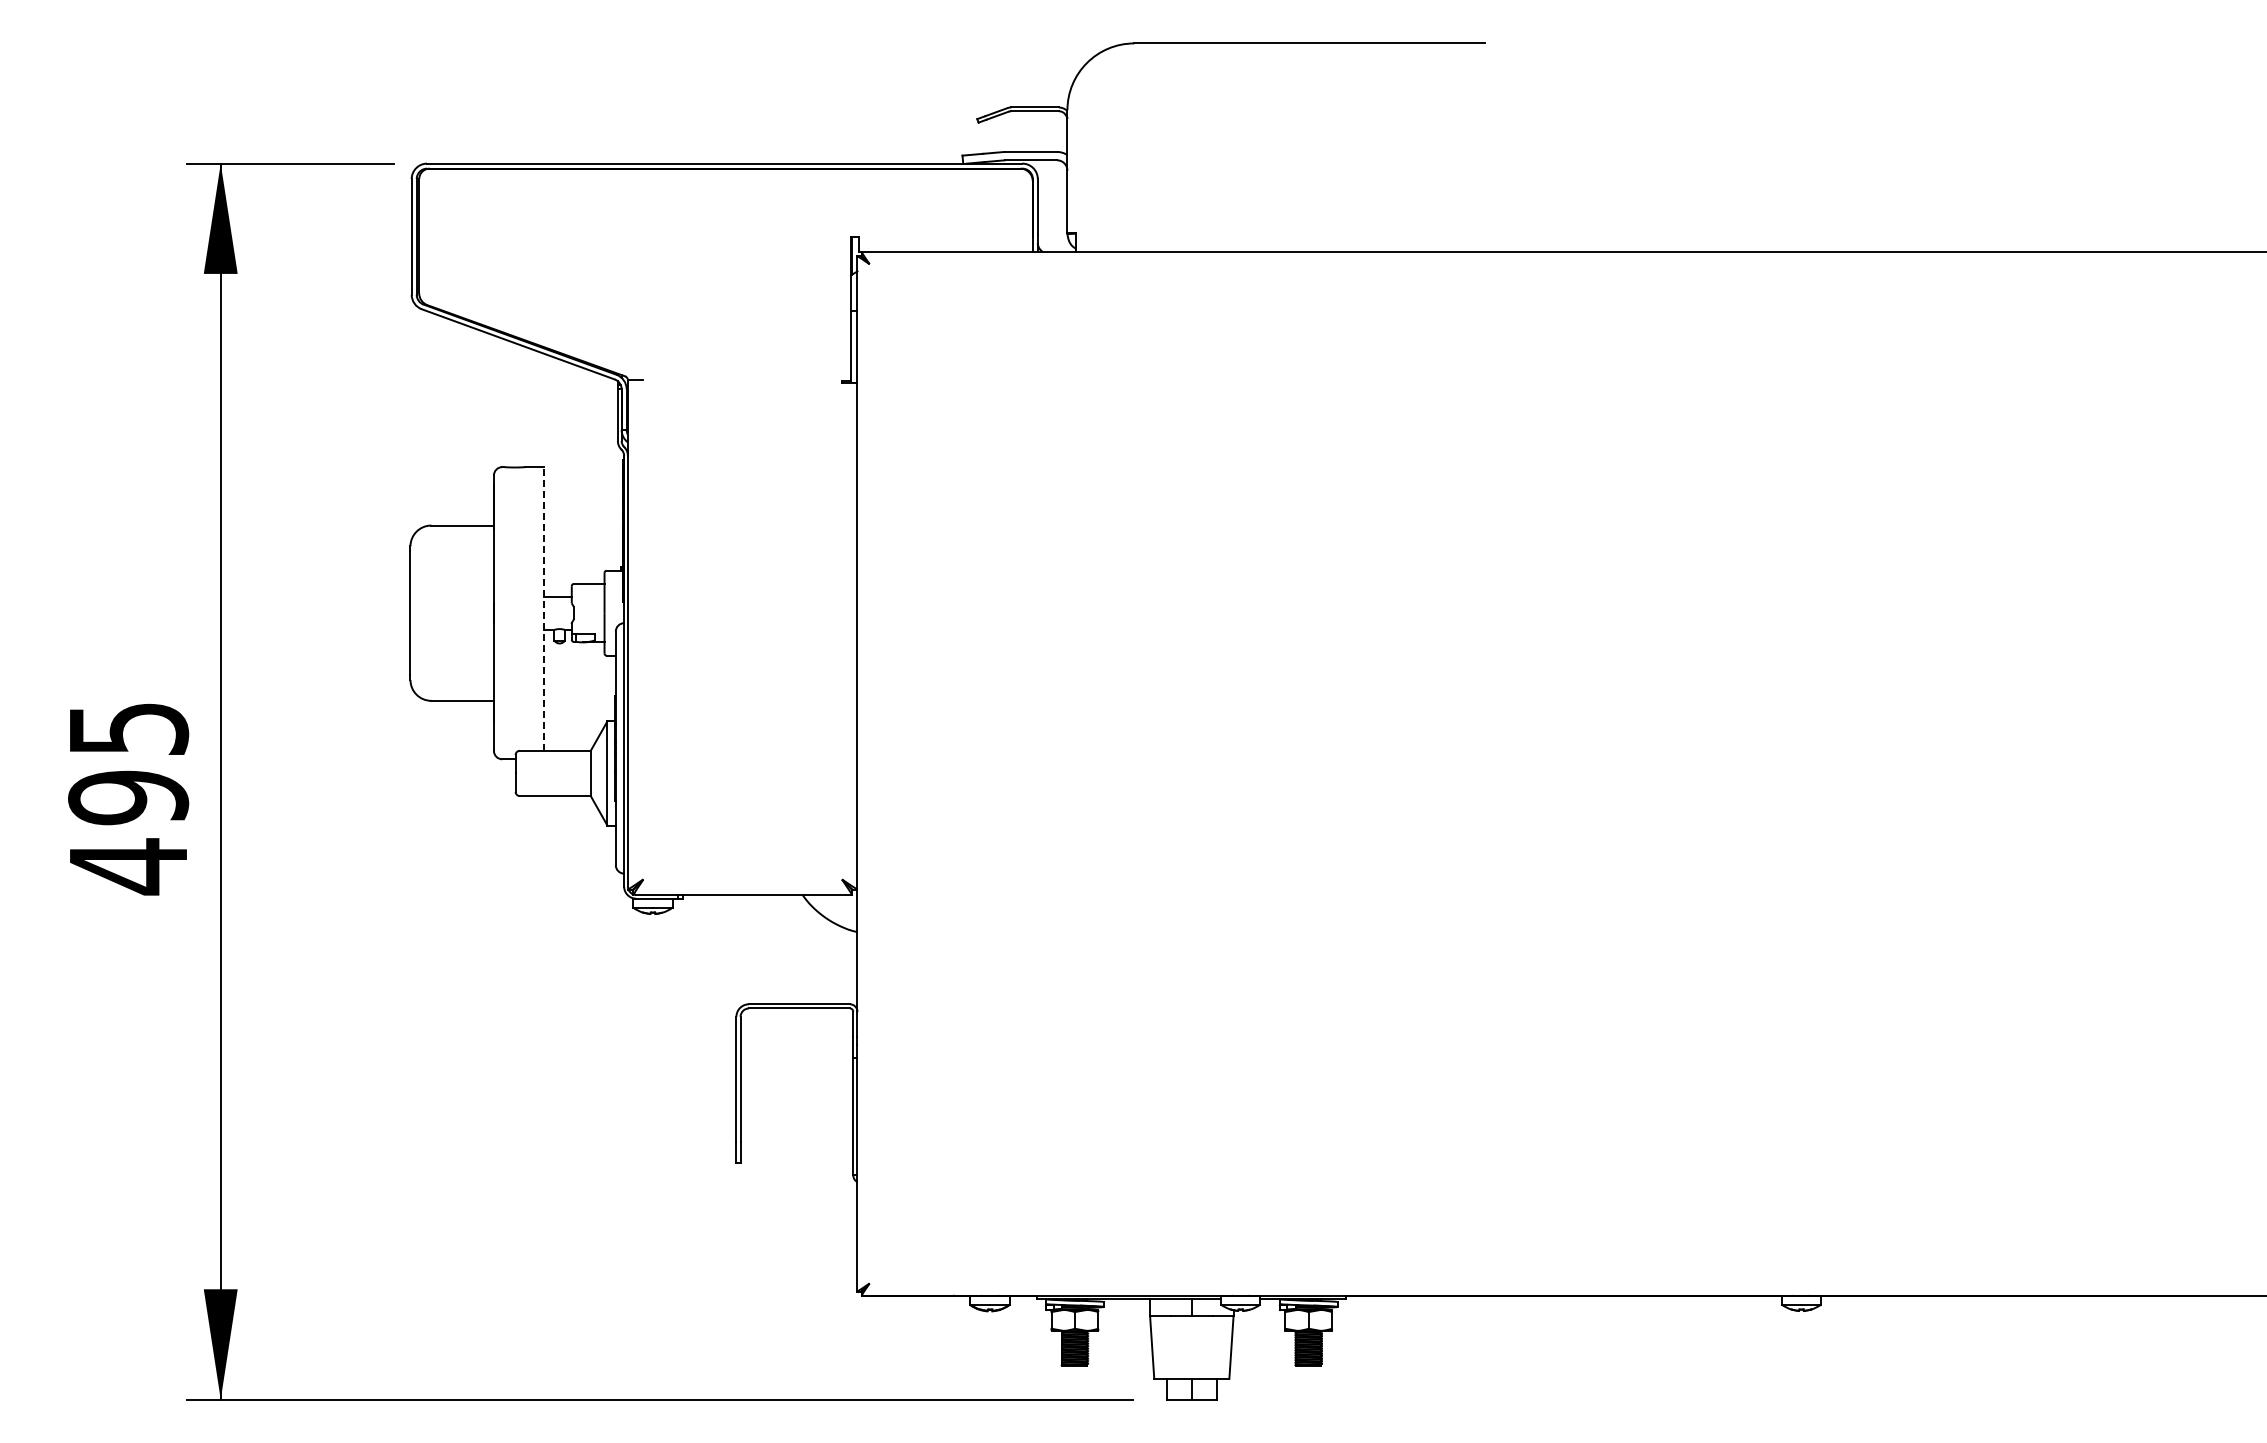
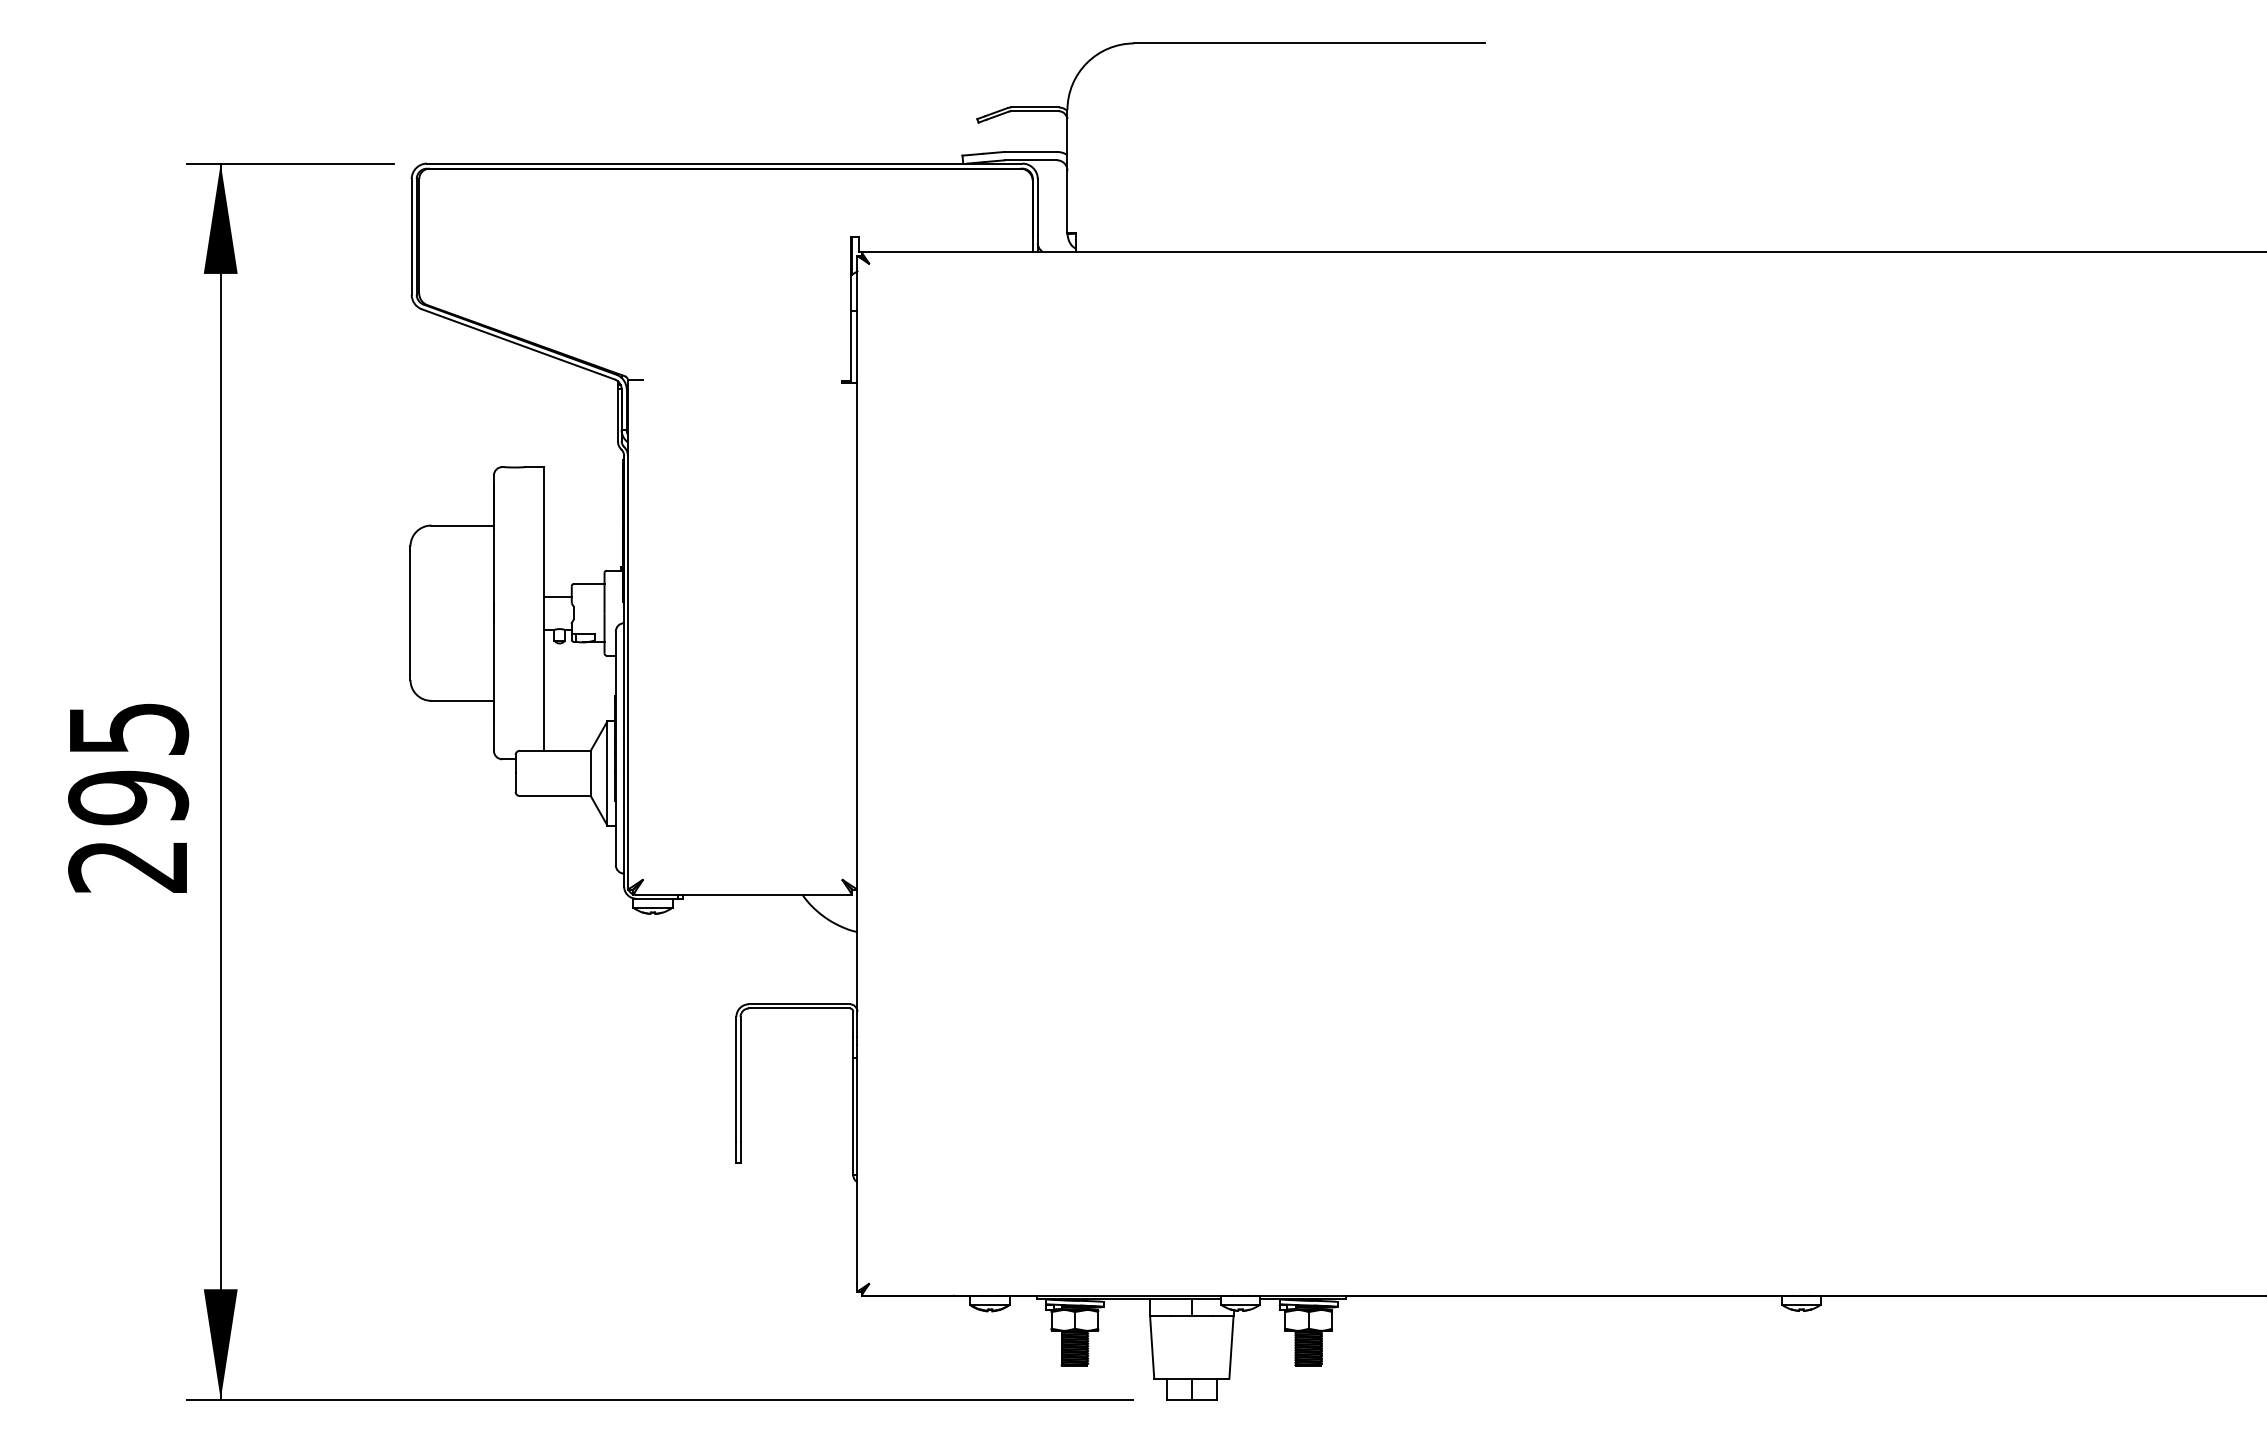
line: dashed -> solid (544, 608)
text: 495 -> 295 (127, 866)
